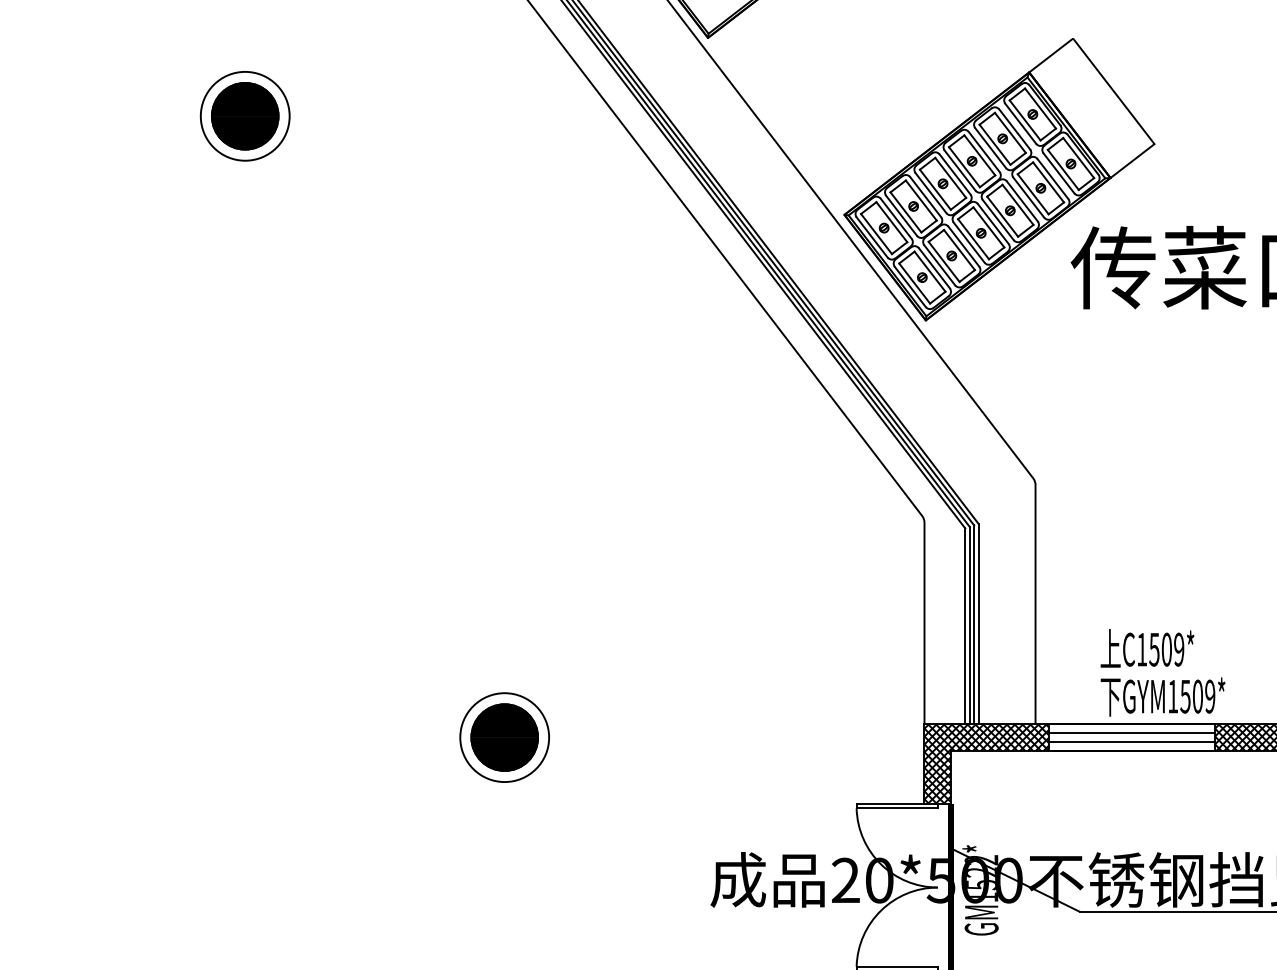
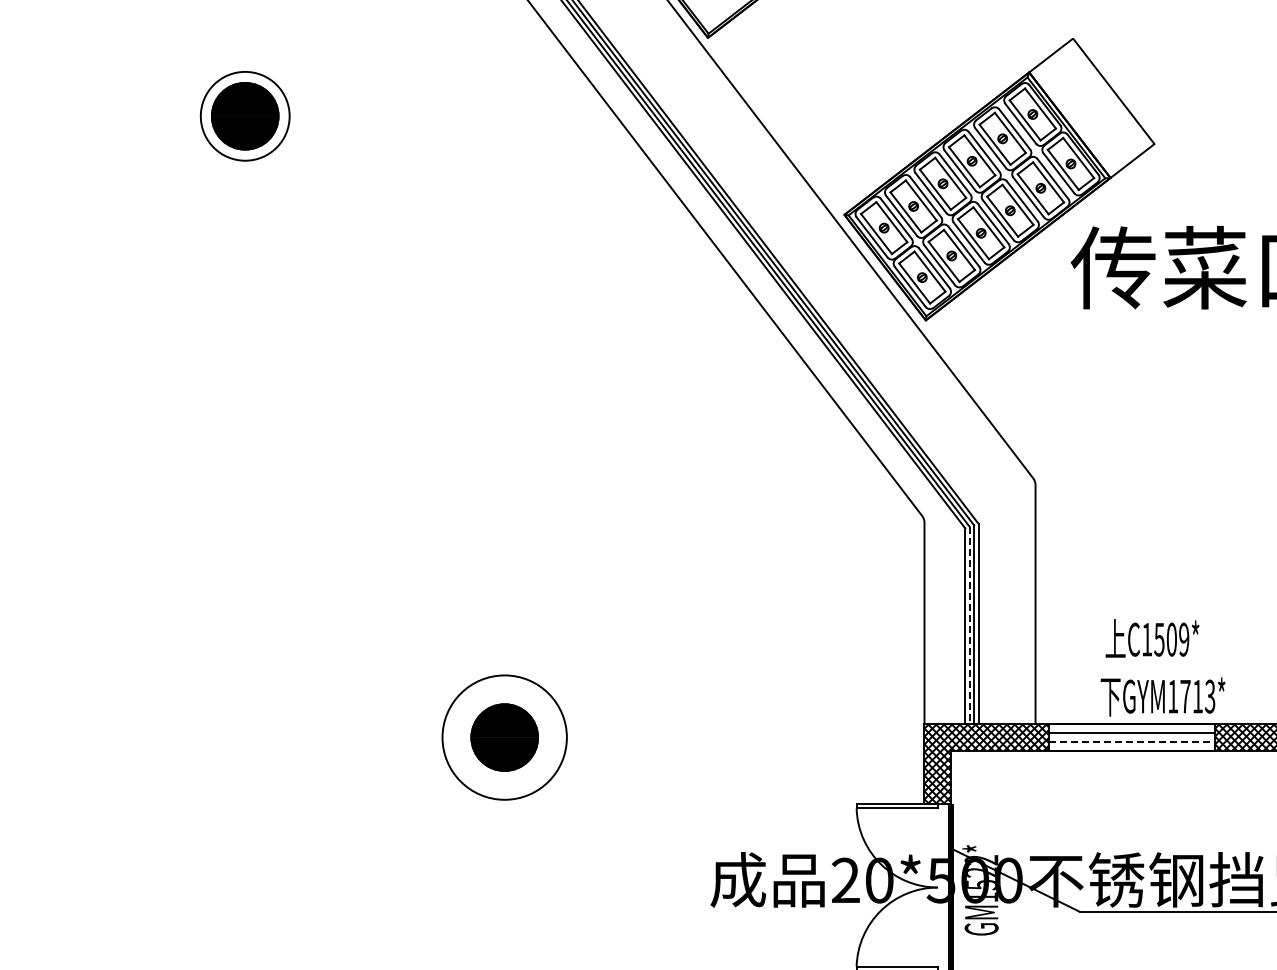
line: solid -> dashed (969, 625)
text position: (1147, 648) -> (1152, 638) (1152, 638)
text: GYM1509* -> GYM1713* (1197, 696)
circle diameter: 89 px -> 124 px (504, 737)
line: solid -> dashed (1132, 742)
